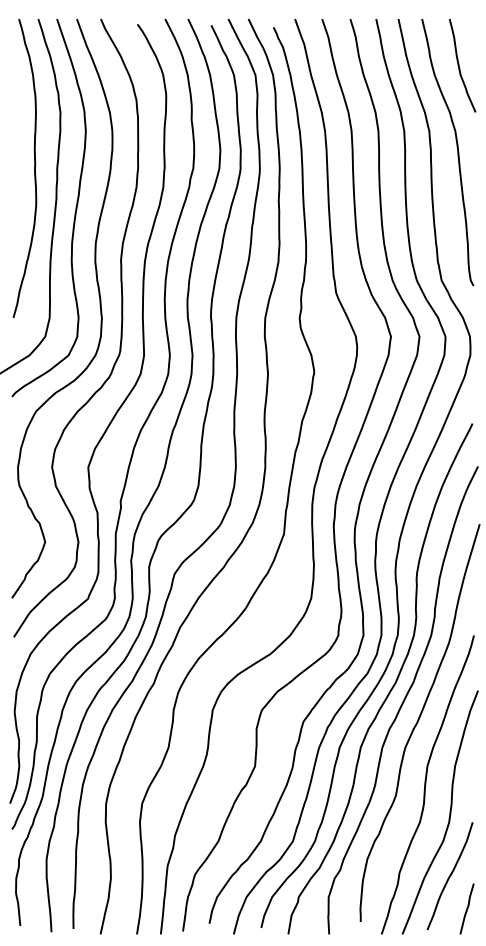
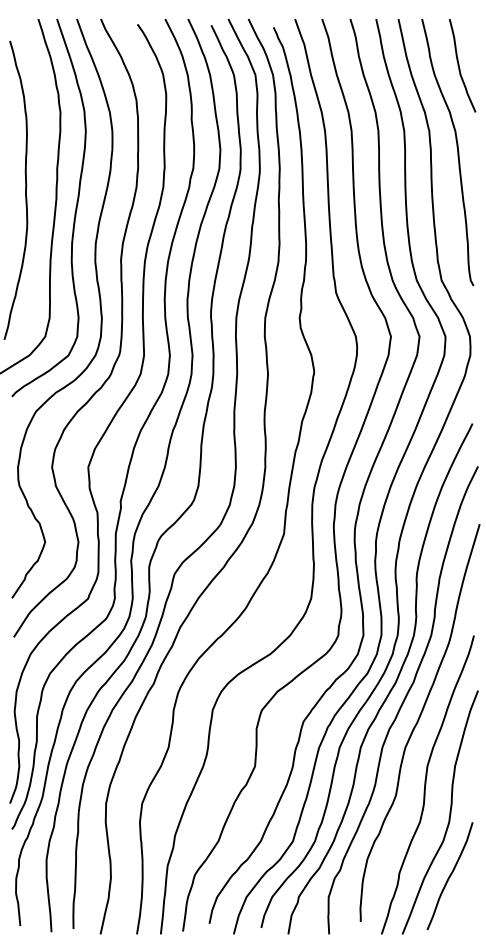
curve position: (34, 168) -> (25, 190) (25, 190)
line: present -> none (466, 908)
